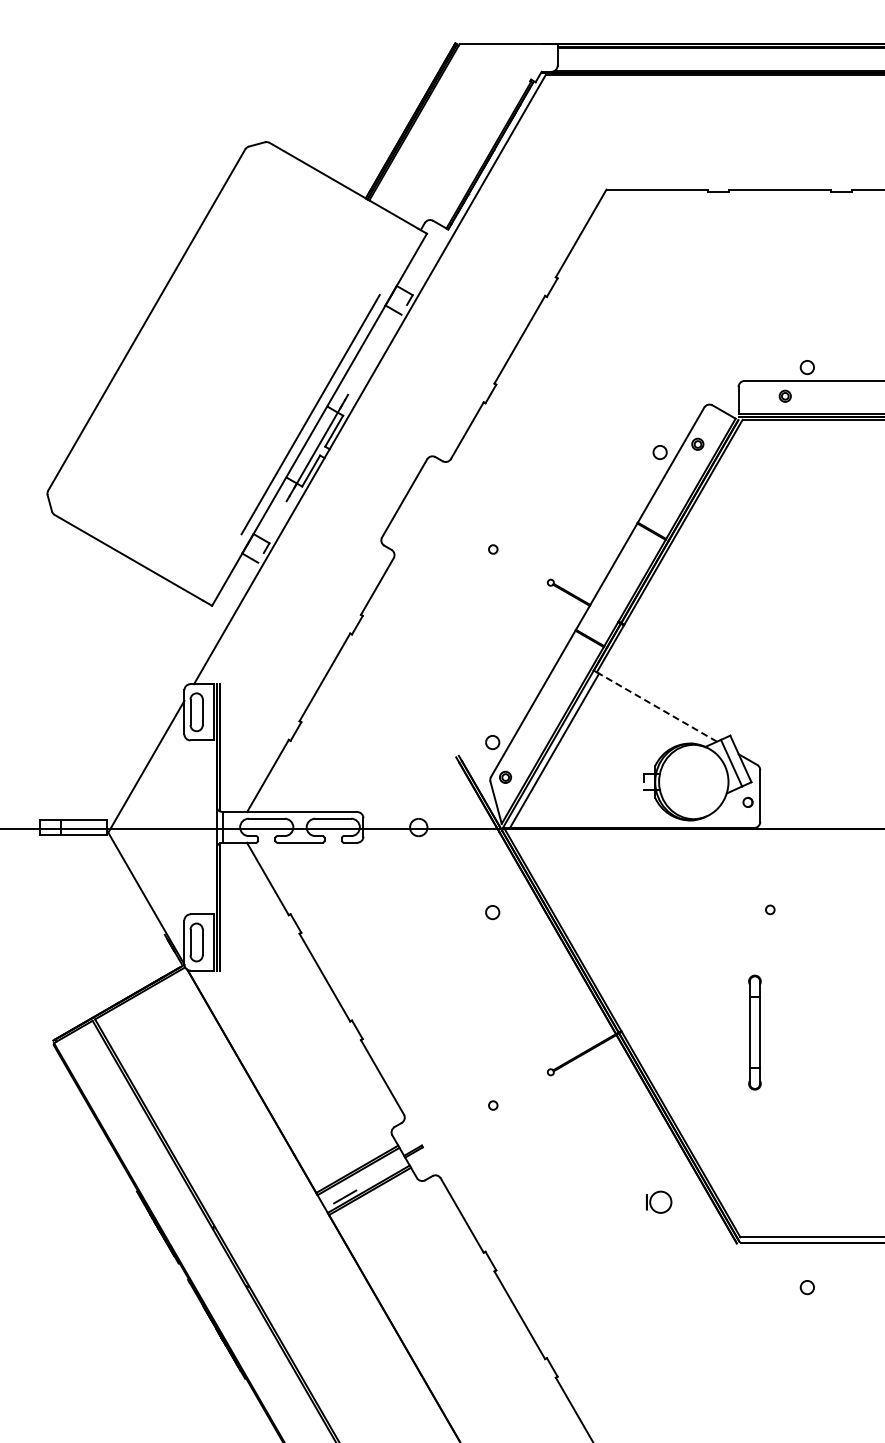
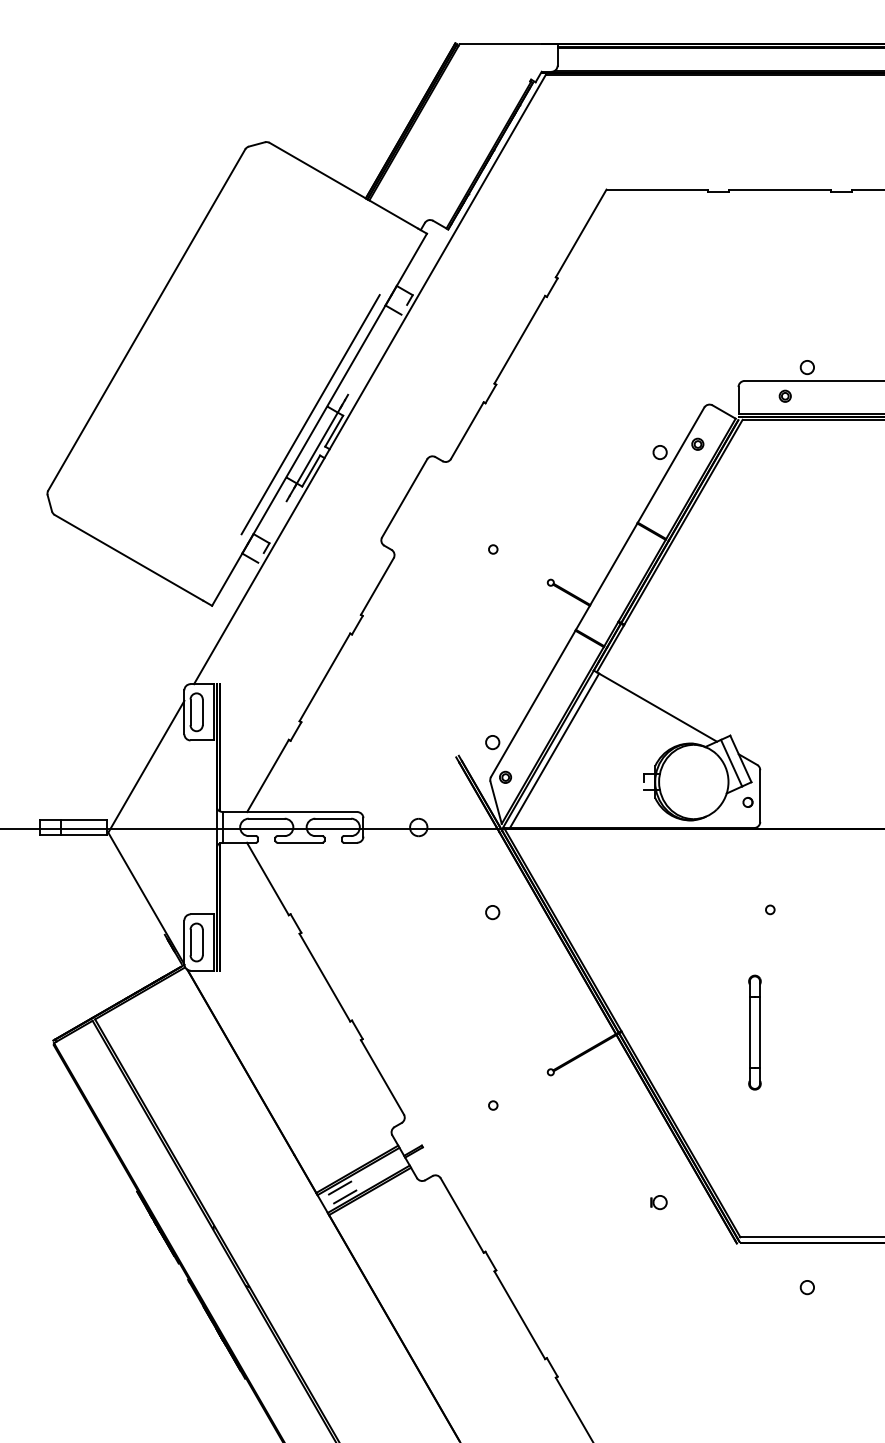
line: dashed -> solid (657, 707)
line: none -> present (340, 1187)
part size: 27x24 px -> 18x16 px (658, 1202)
